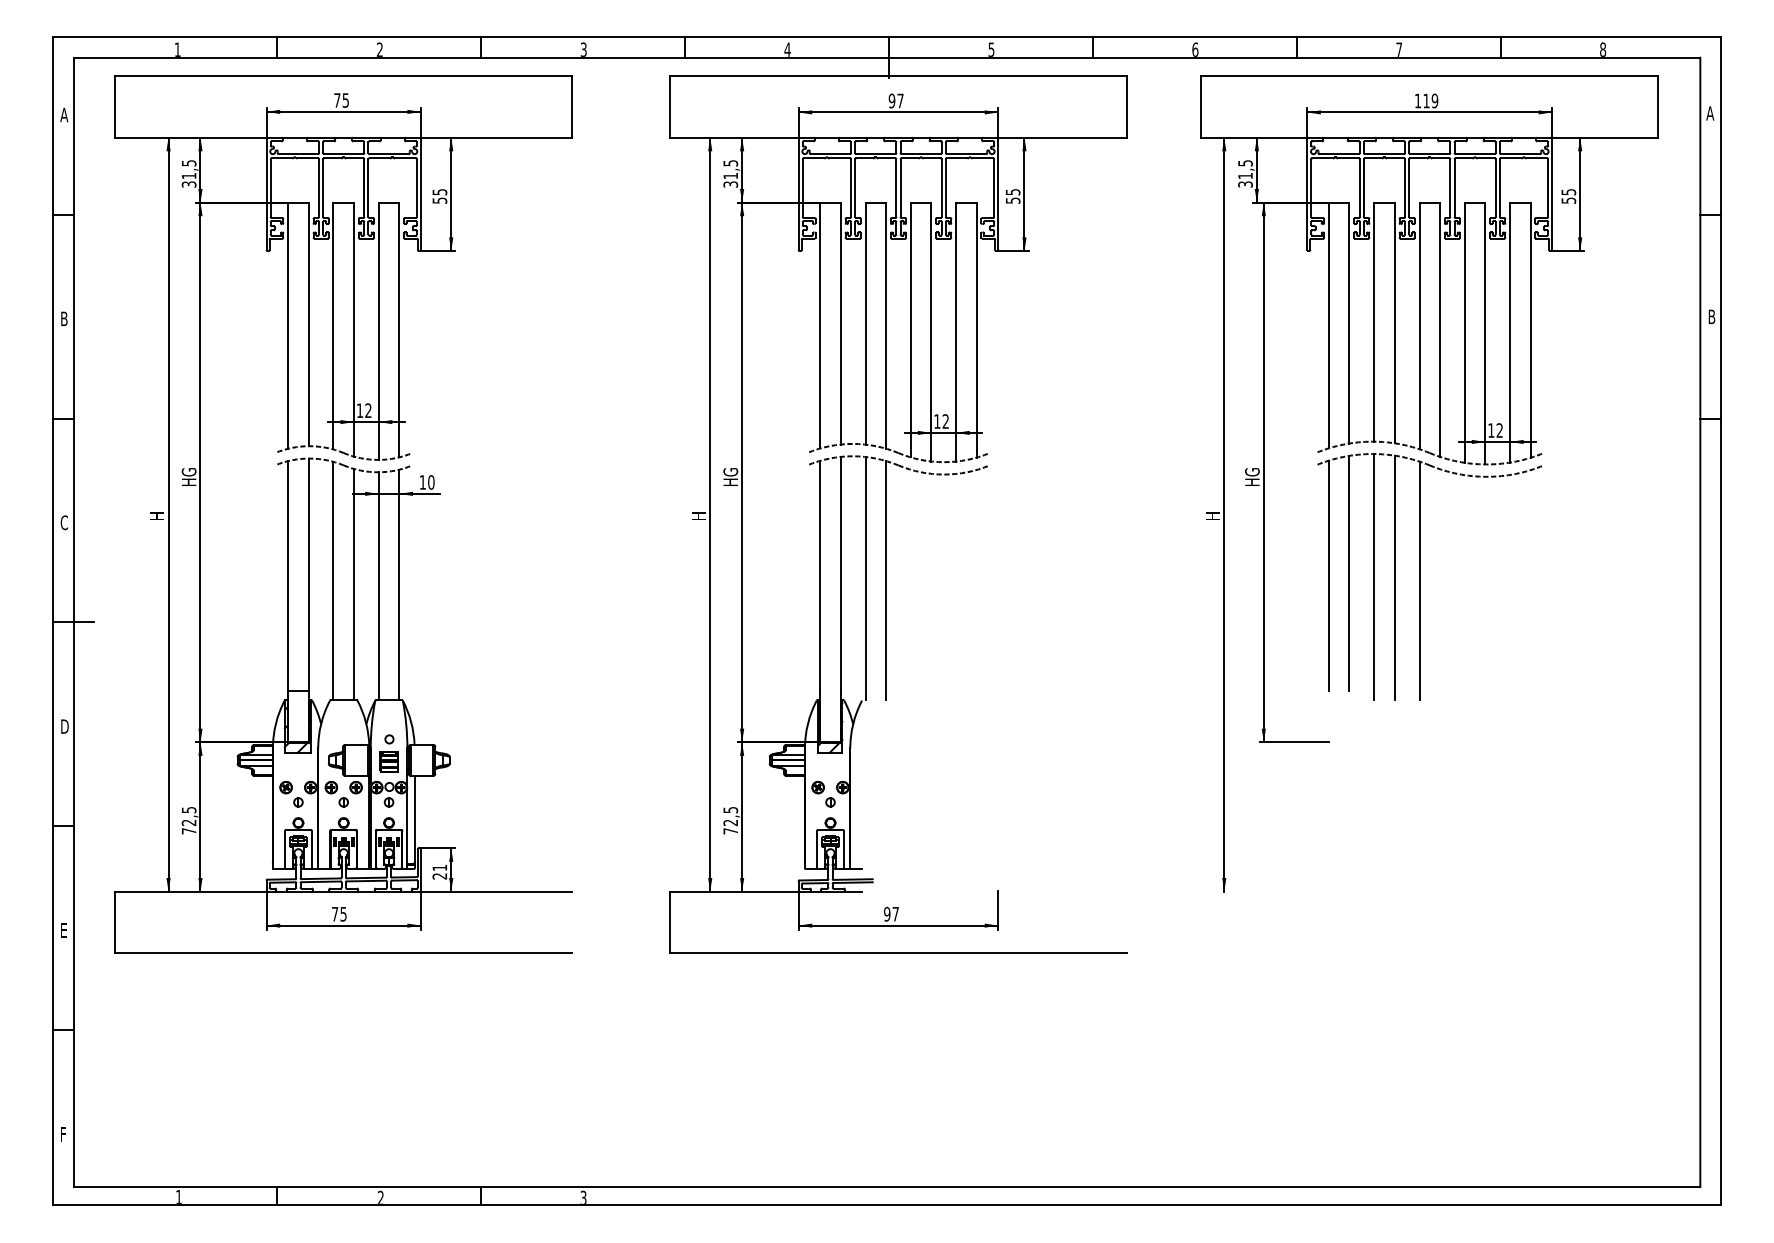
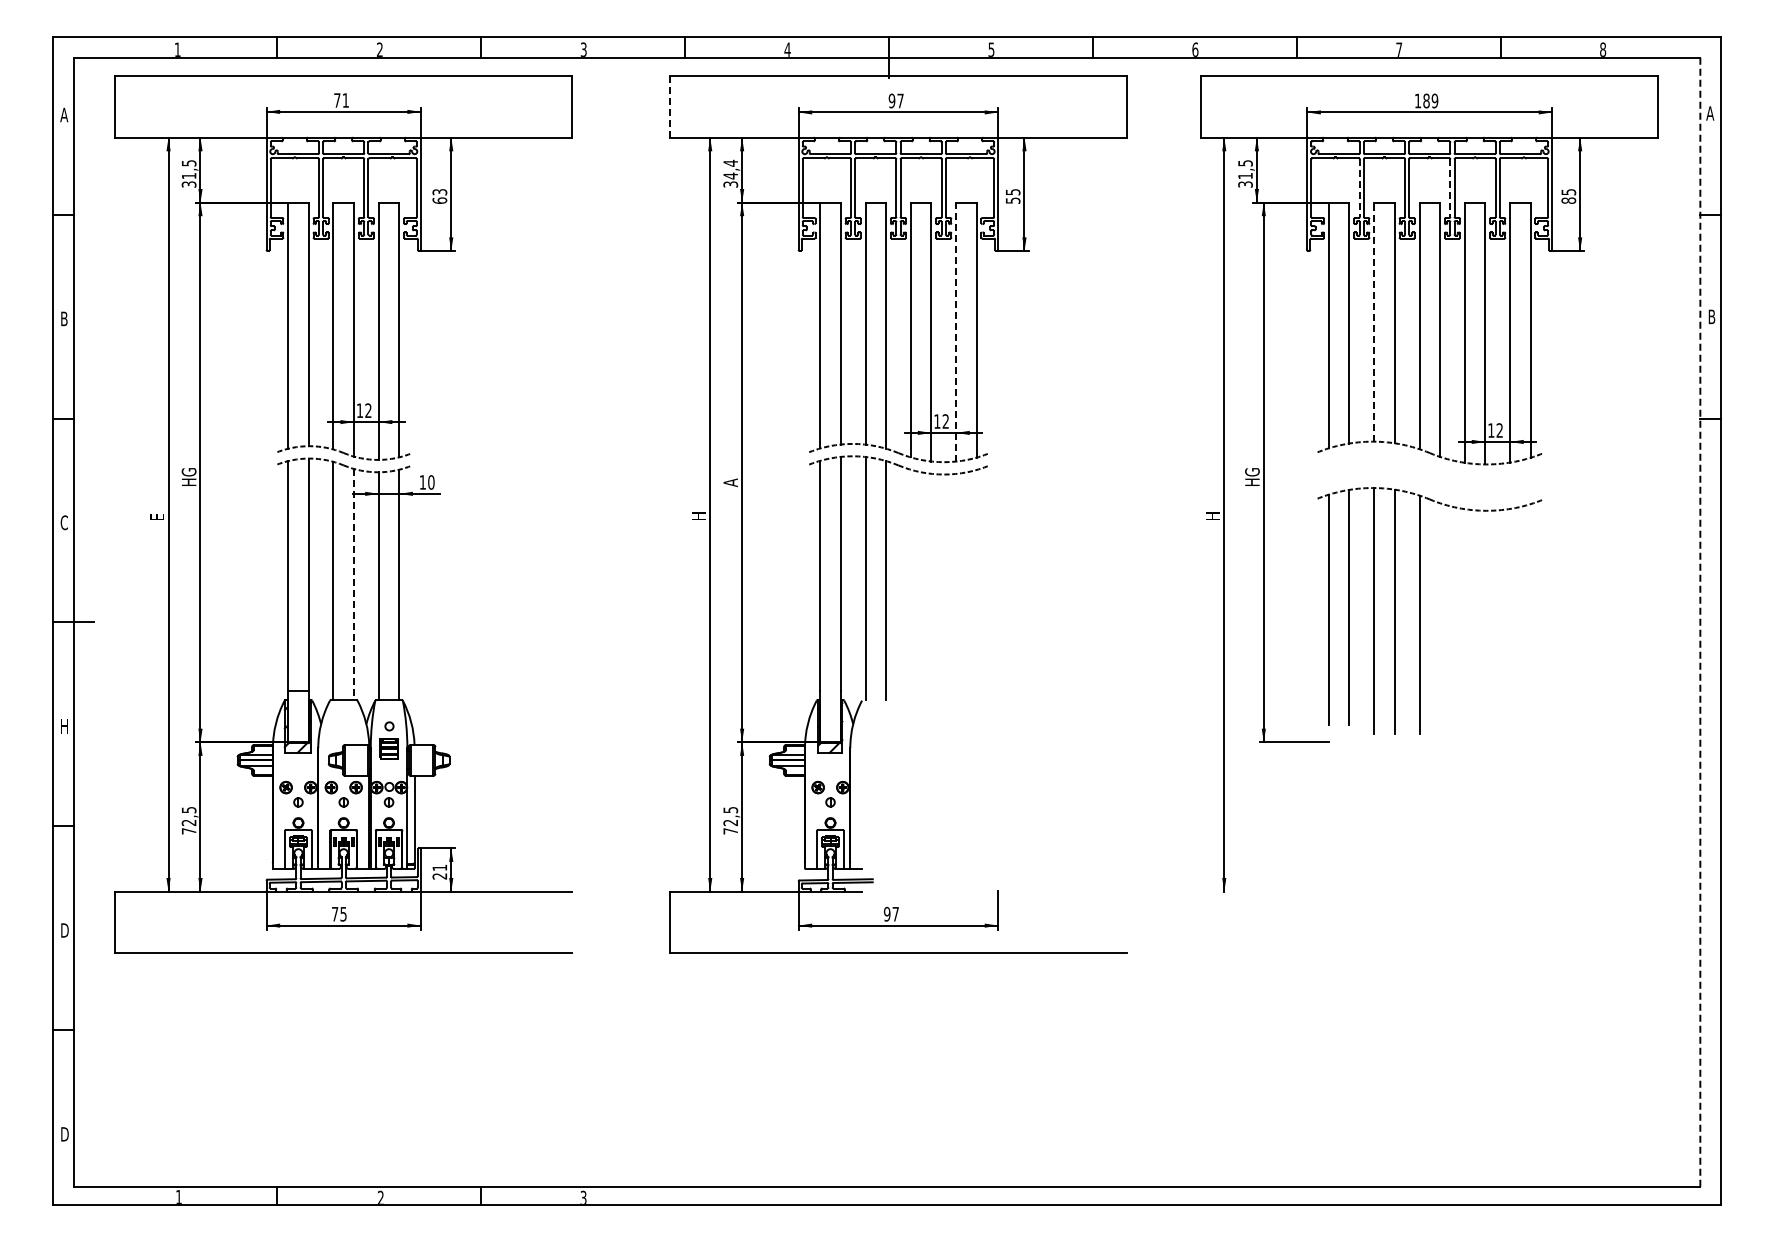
text: 75 -> 71 (345, 100)
text: 119 -> 189 (1426, 100)
line: solid -> dashed (669, 106)
text: 31,5 -> 34,4 (730, 169)
line: solid -> dashed (1359, 188)
line: solid -> dashed (1450, 188)
text: 55 -> 63 (439, 196)
text: 55 -> 85 (1568, 200)
line: solid -> dashed (1374, 322)
line: solid -> dashed (956, 332)
text: HG -> A (730, 477)
text: H -> E (156, 515)
part position: (1420, 576) -> (1420, 610) (1420, 610)
line: solid -> dashed (354, 584)
line: solid -> dashed (1700, 622)
text: D -> H (64, 726)
part position: (388, 753) -> (388, 740) (388, 740)
text: E -> D (64, 930)
text: F -> D (64, 1134)
